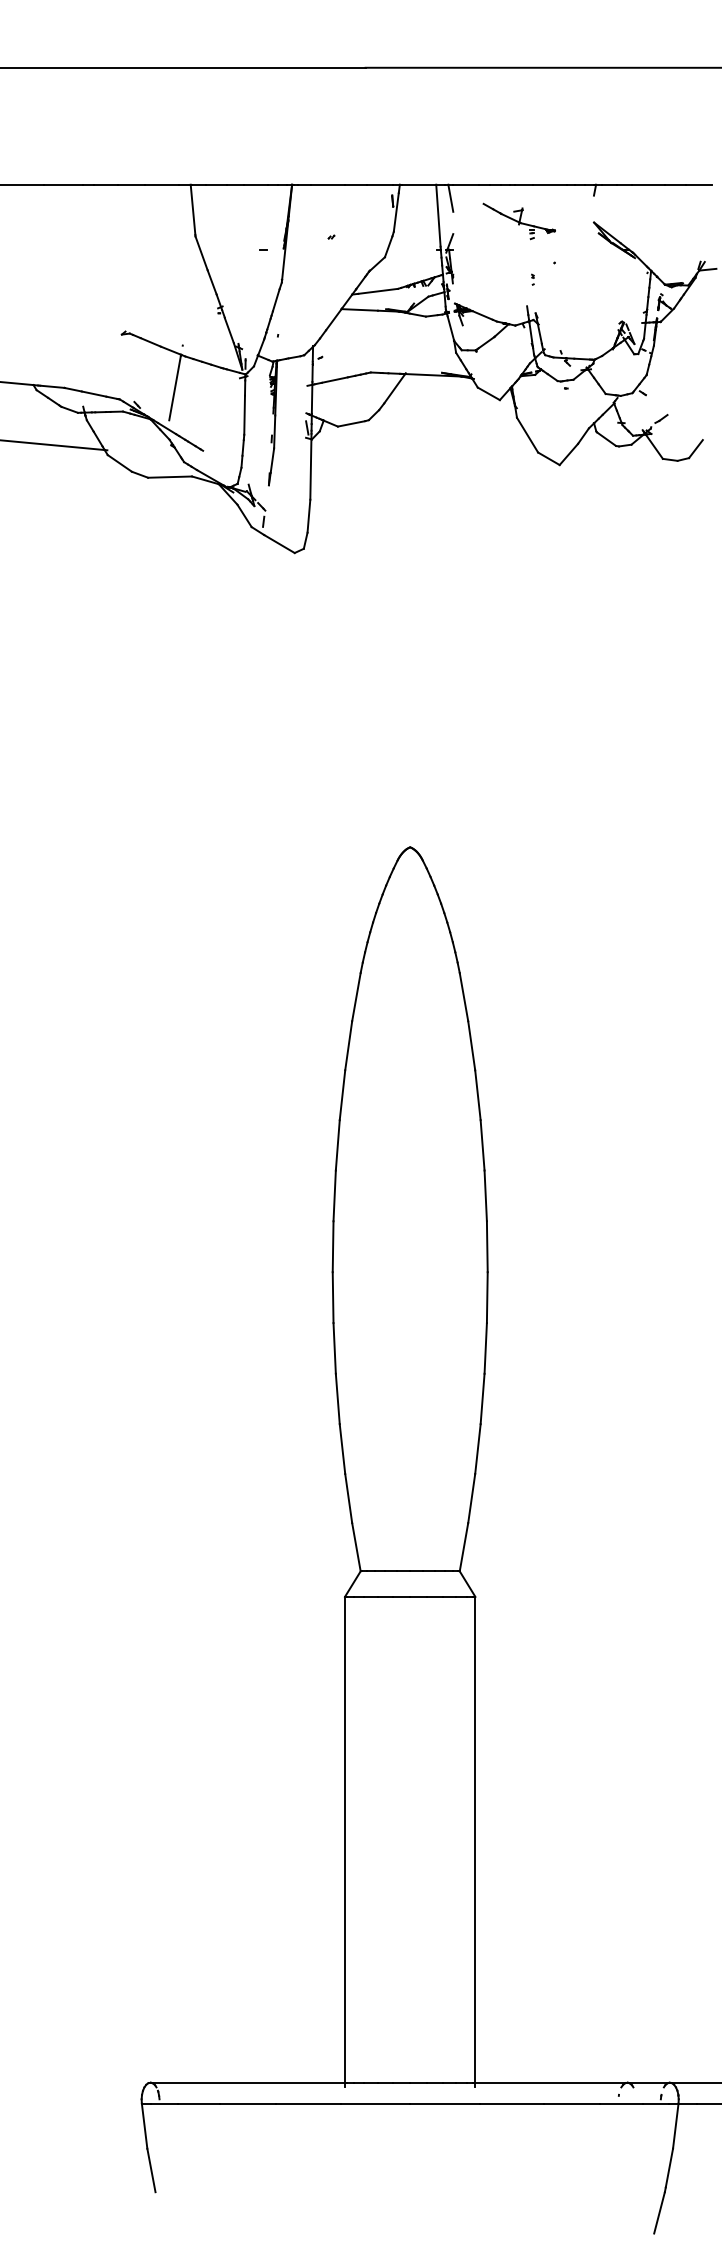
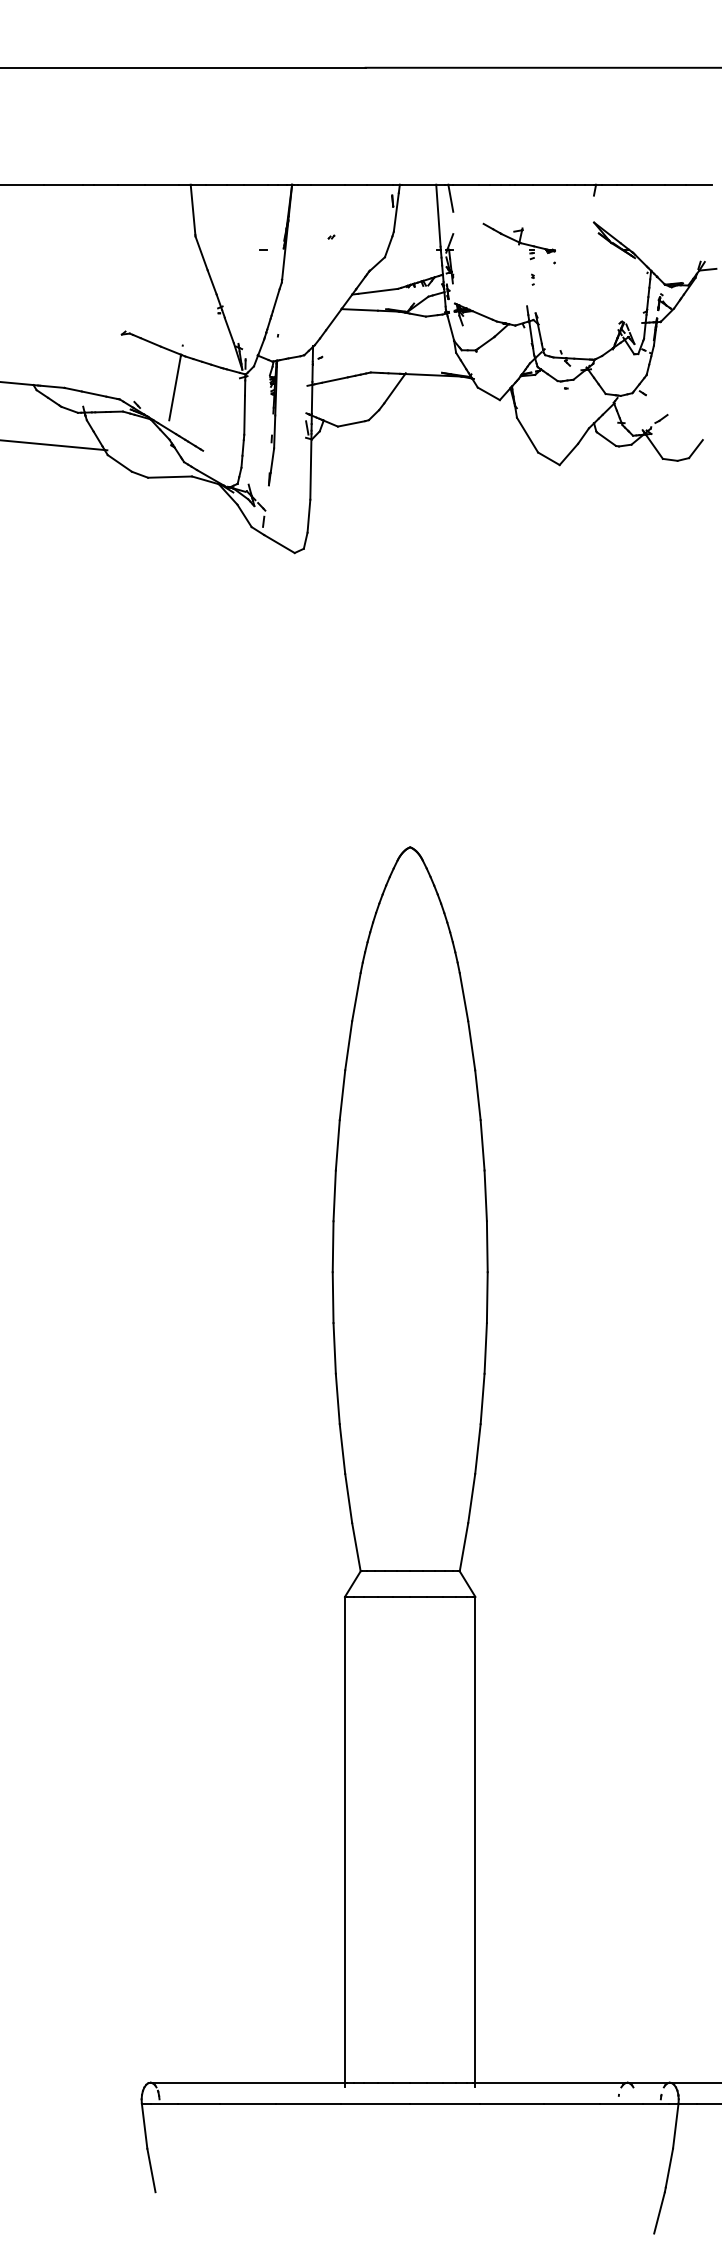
part position: (518, 221) -> (518, 241) (518, 241)
